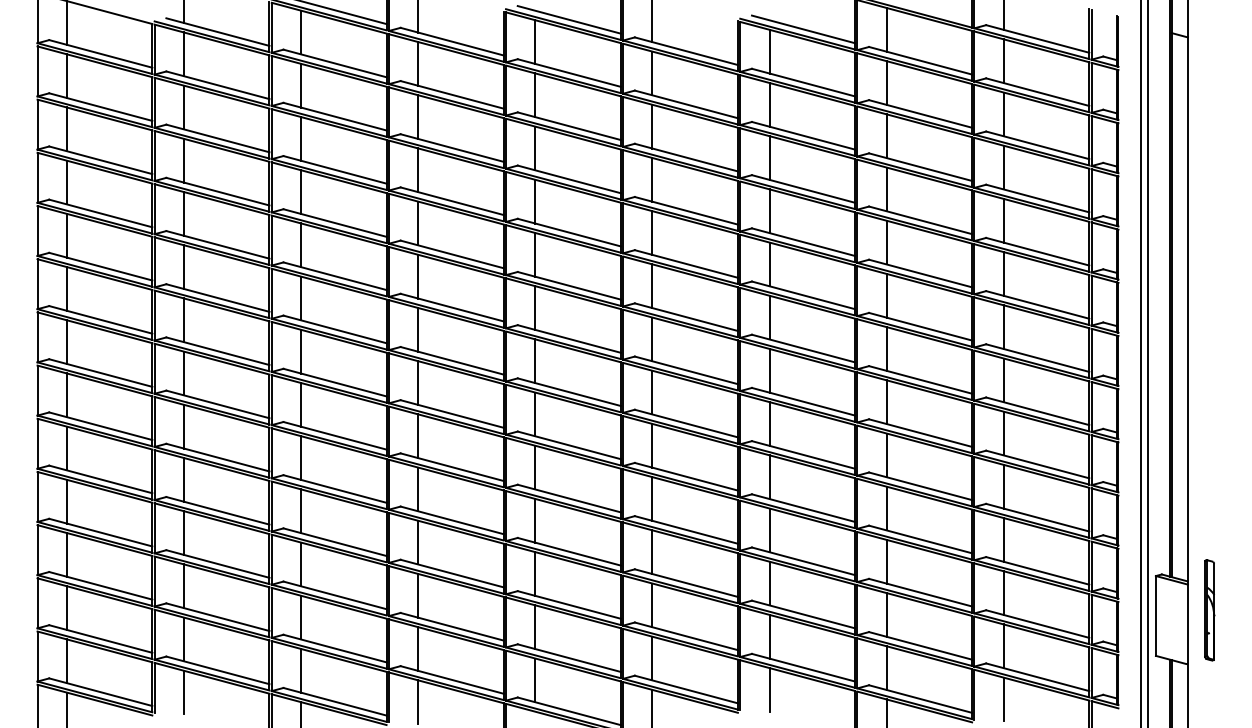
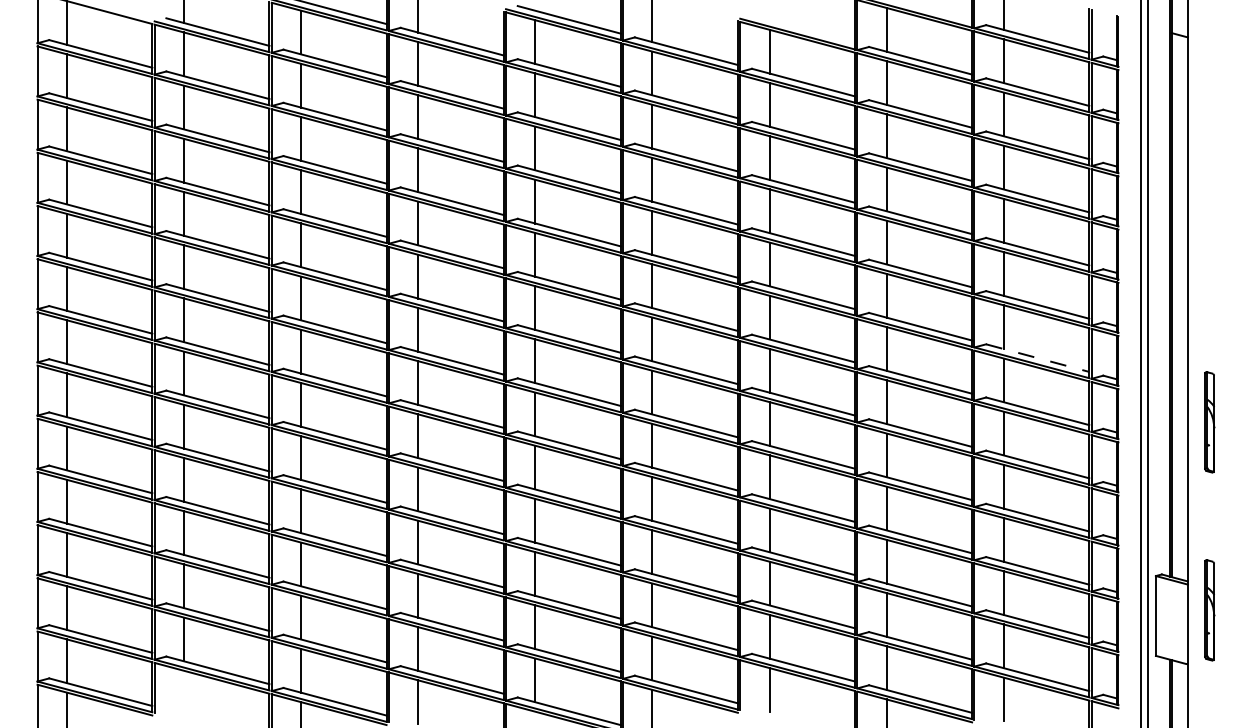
line: present -> none (803, 29)
line: solid -> dashed (1038, 358)
part: none -> present (1209, 422)
line: present -> none (183, 692)
